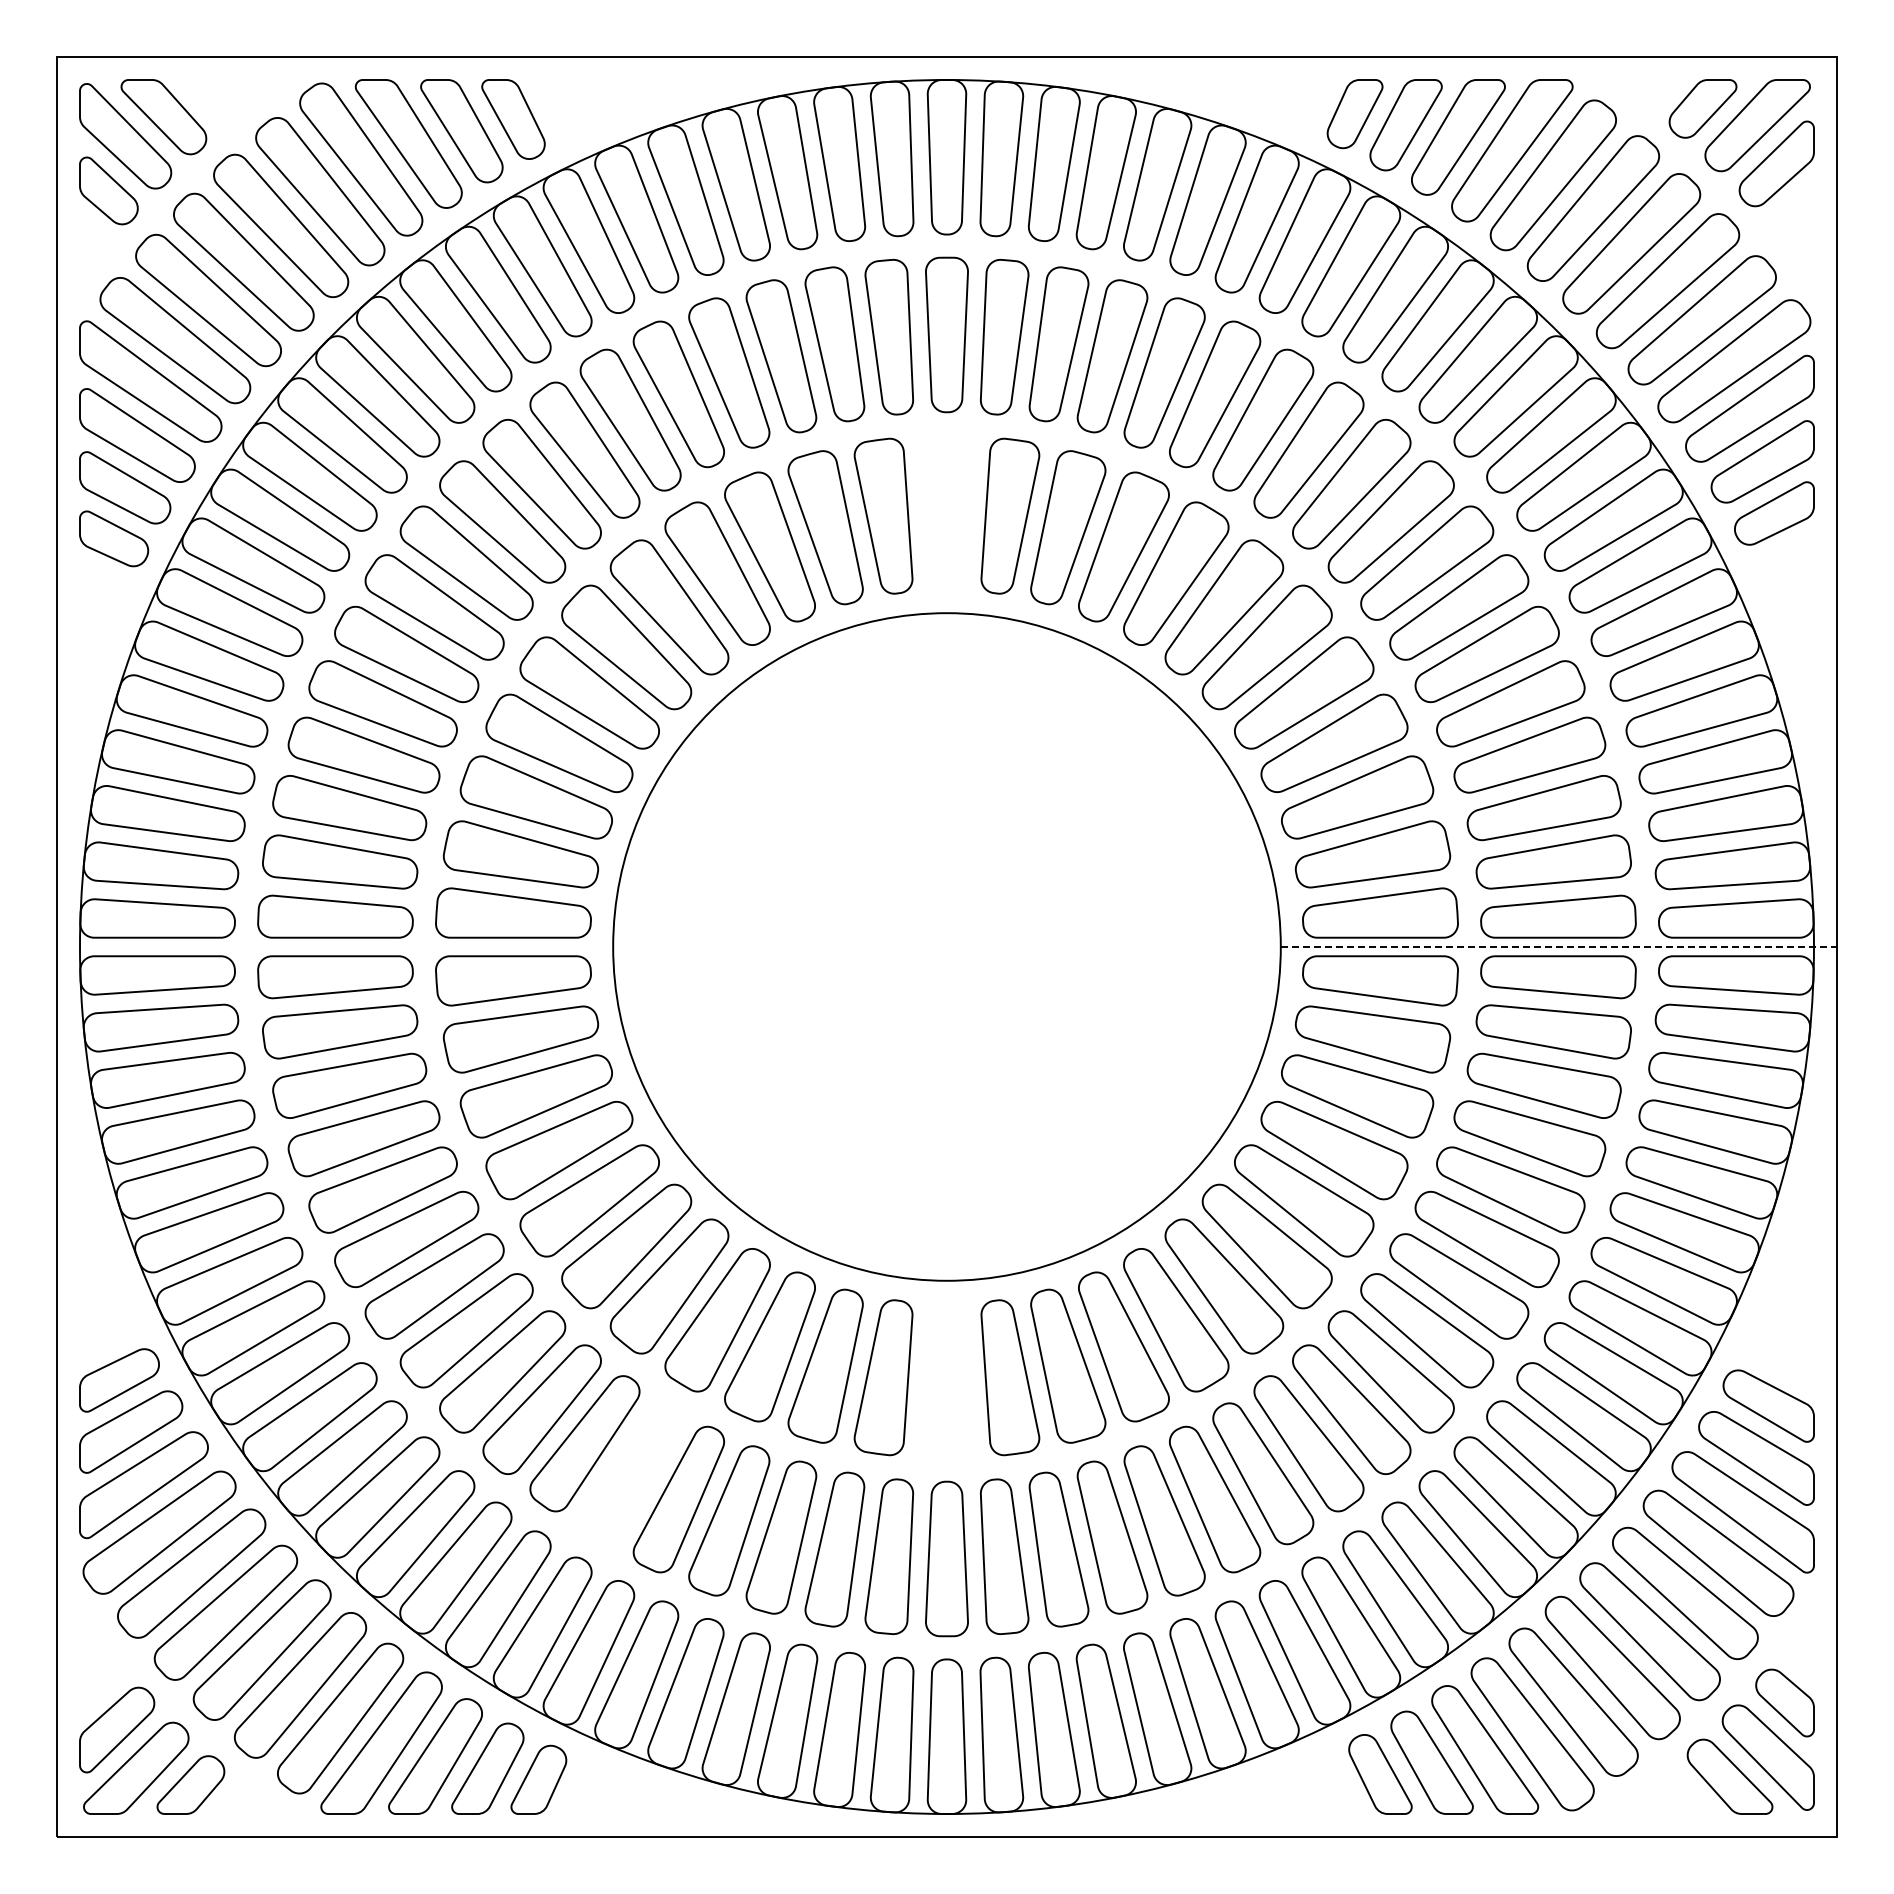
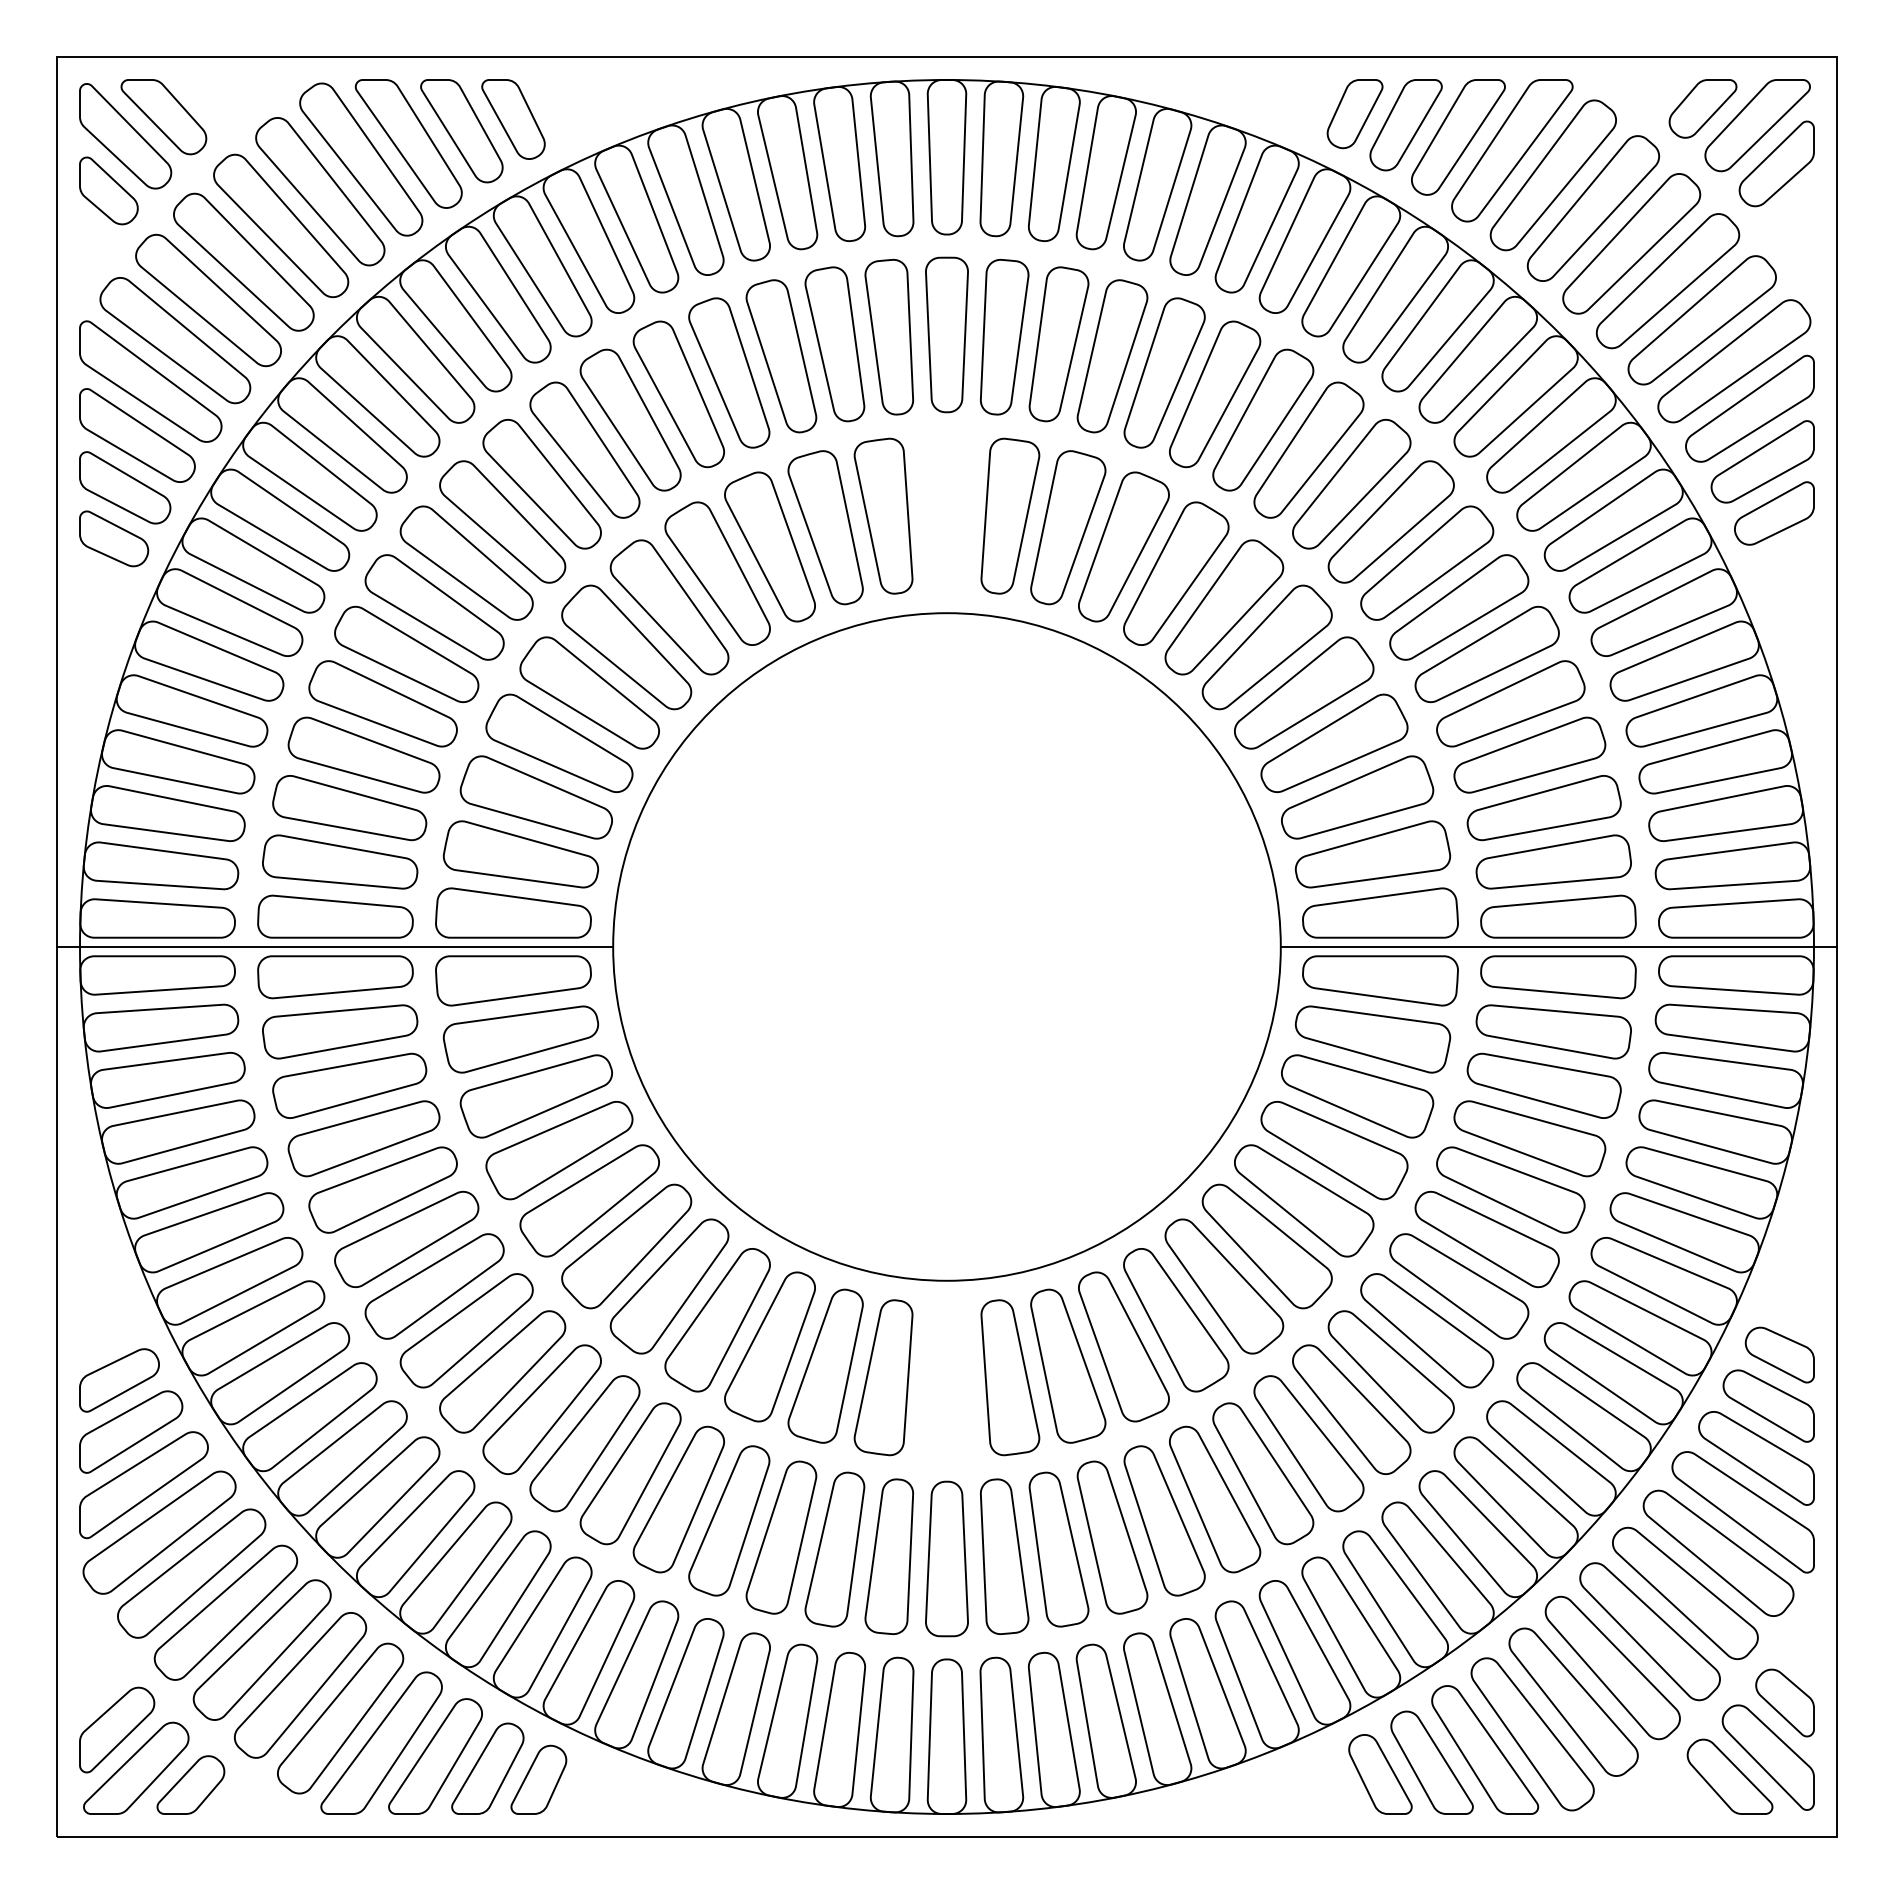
line: none -> present (334, 946)
line: dashed -> solid (1559, 946)
part: none -> present (1779, 1354)
part: none -> present (630, 1473)
